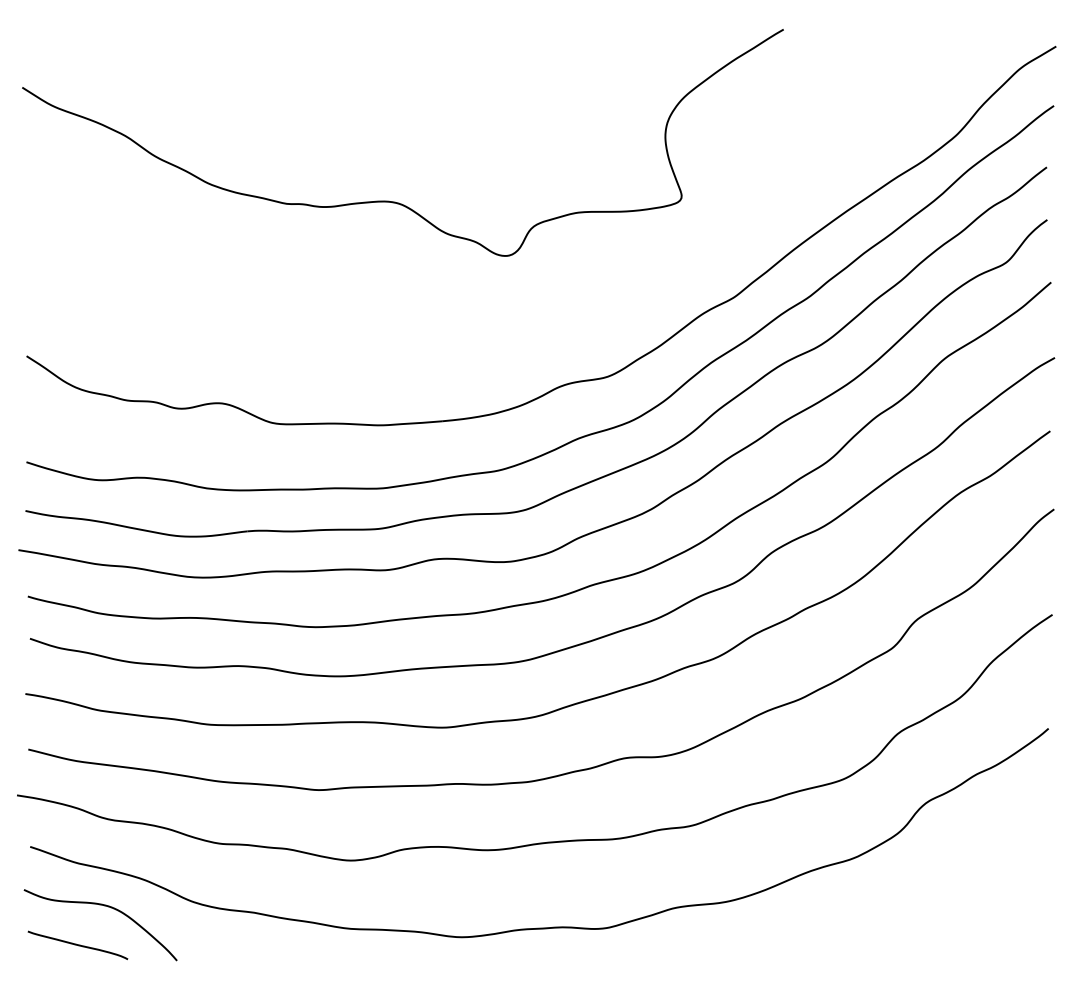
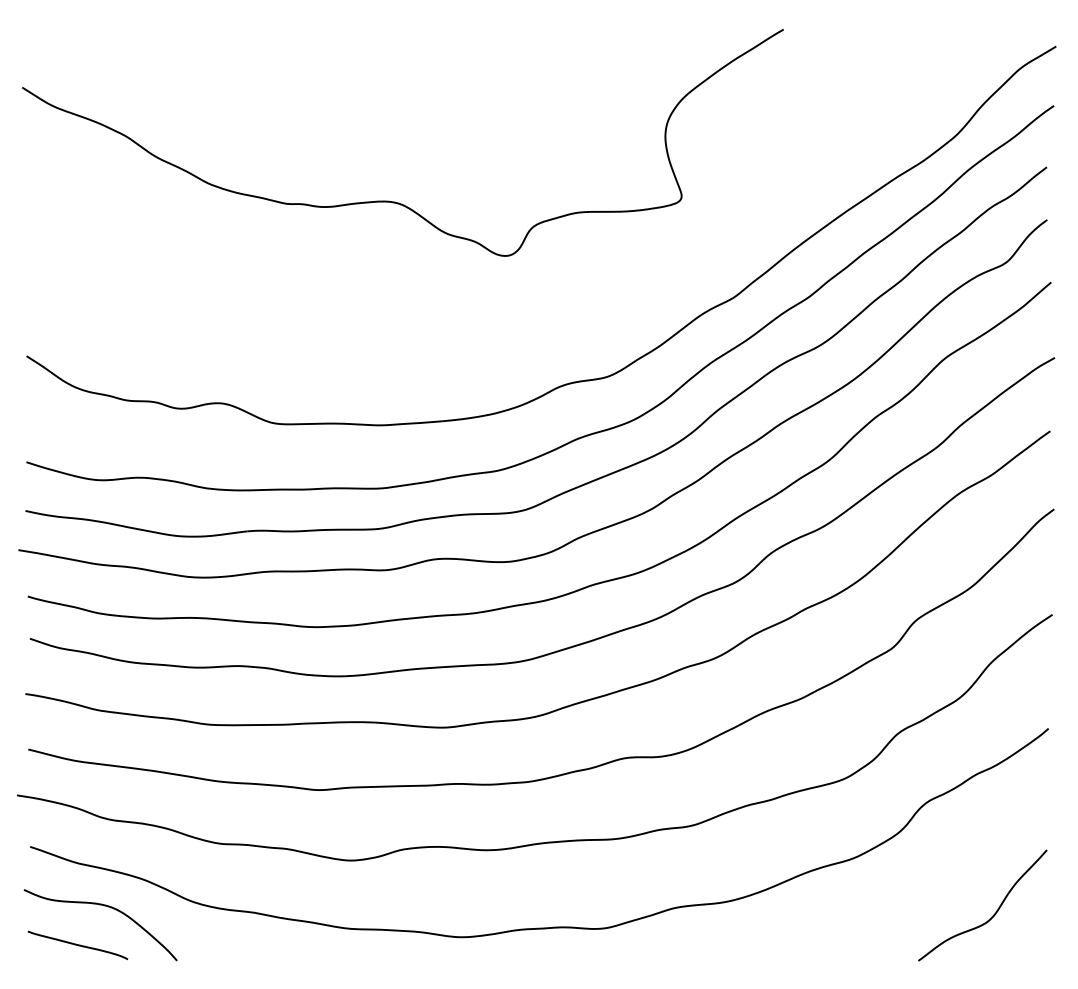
curve: none -> present (992, 915)
